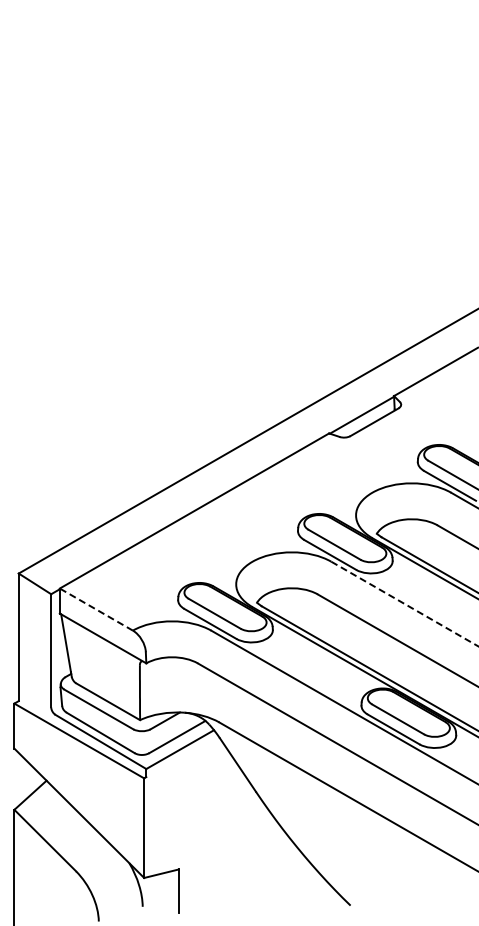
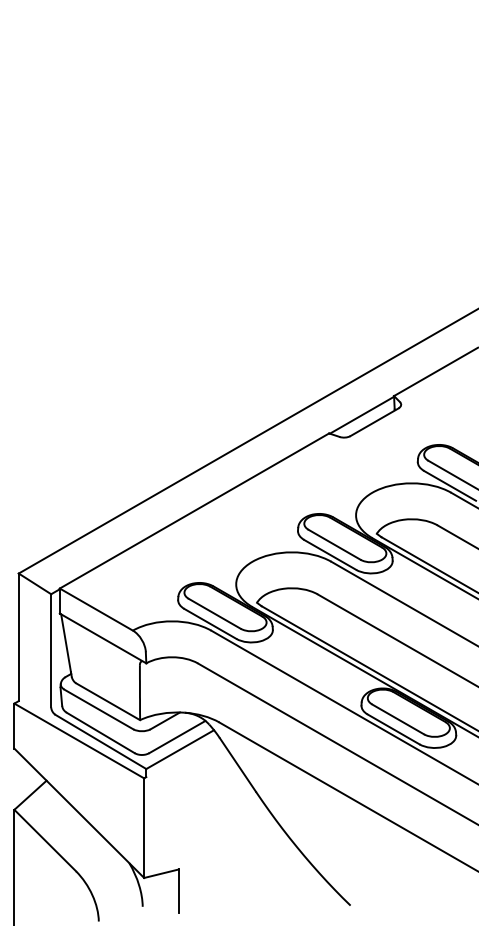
line: dashed -> solid (404, 604)
line: dashed -> solid (95, 609)
